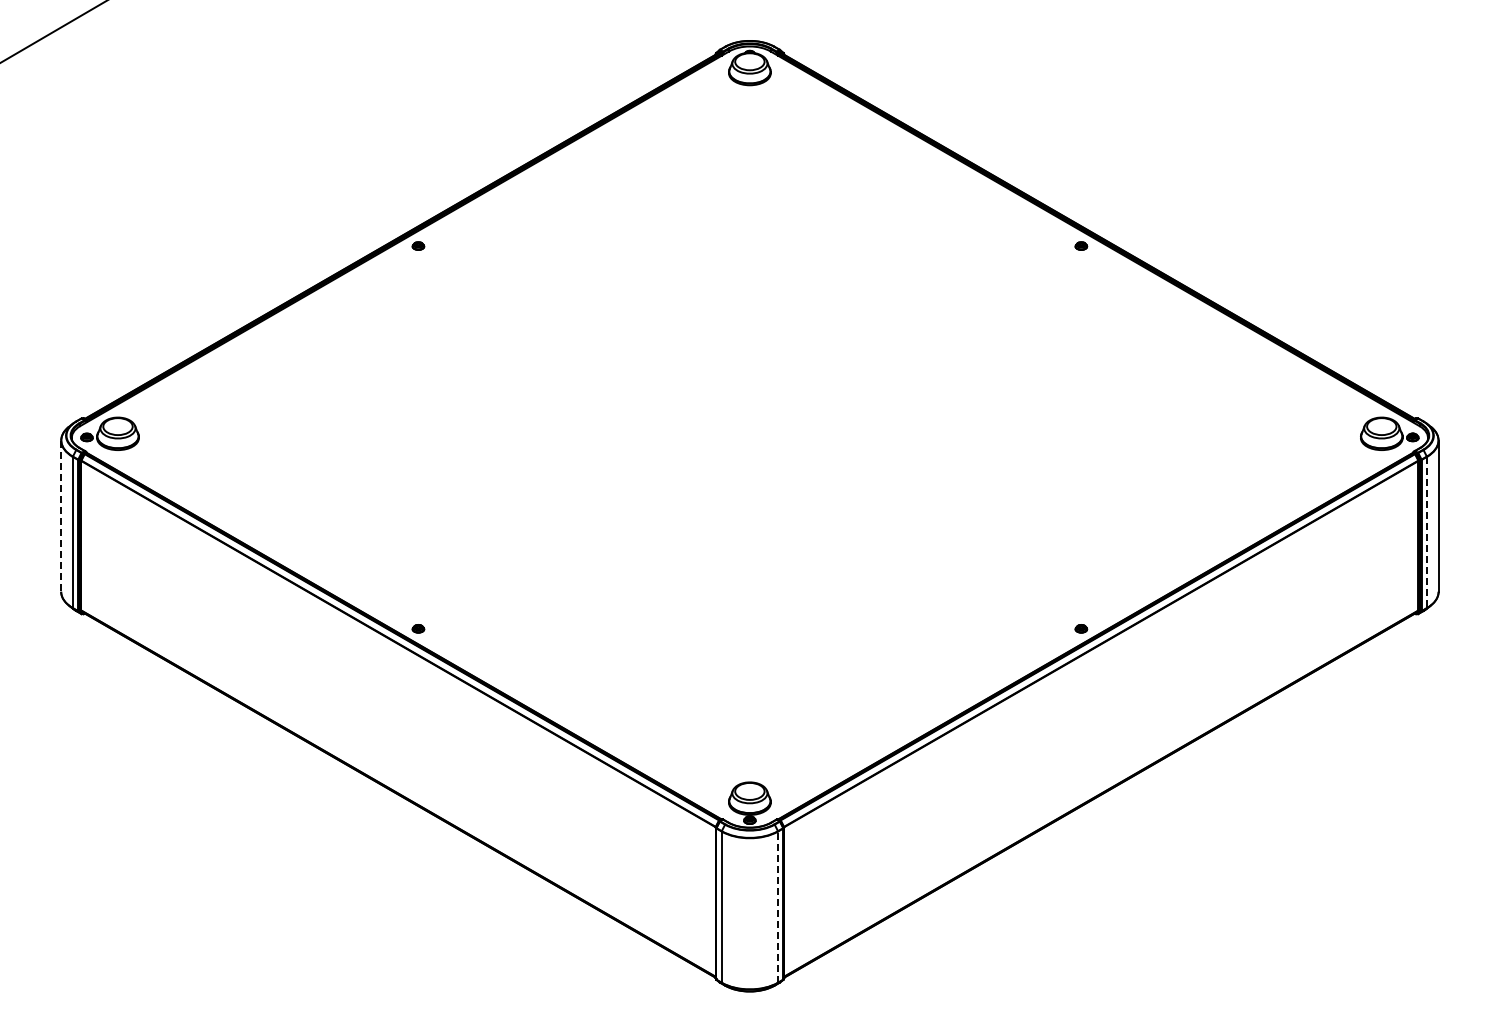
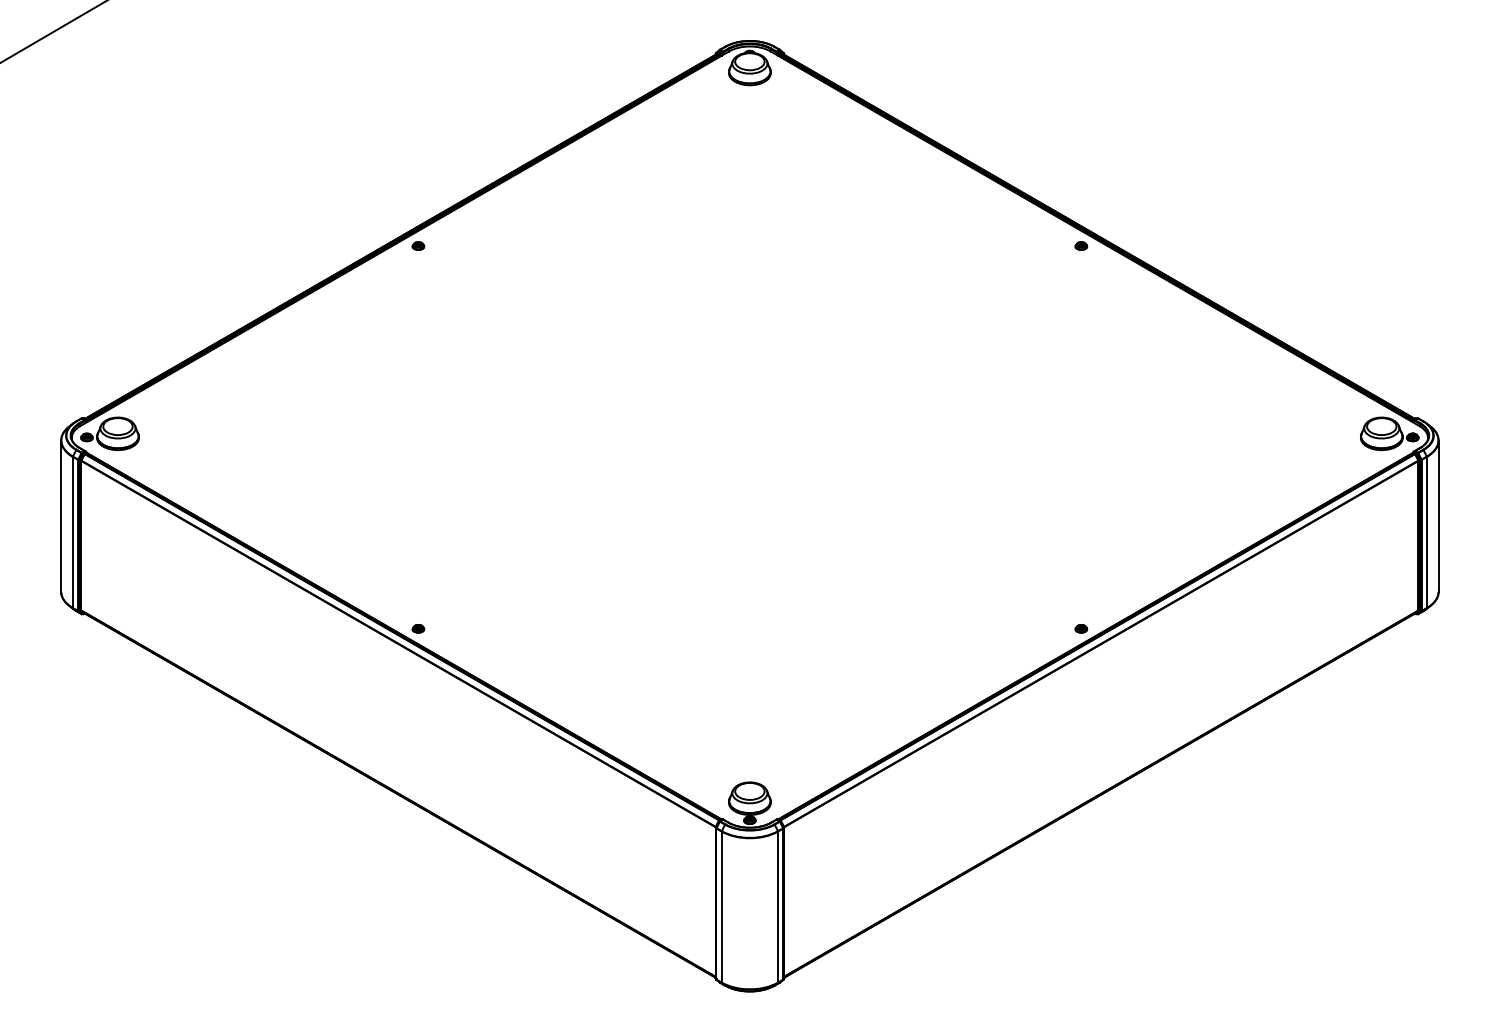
line: dashed -> solid (61, 516)
line: dashed -> solid (1426, 532)
line: dashed -> solid (778, 907)
